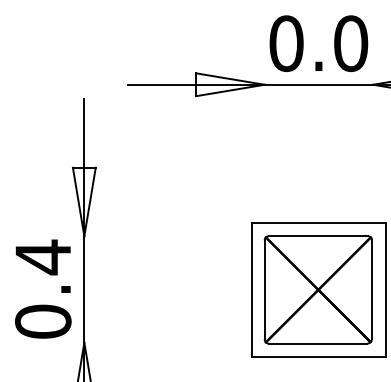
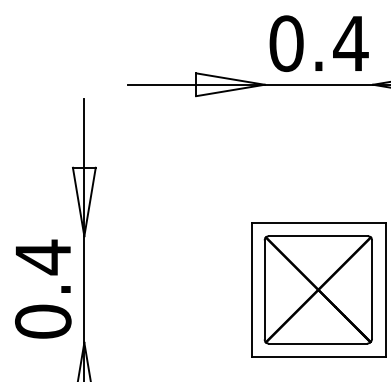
text: 0.0 -> 0.4 (350, 43)
